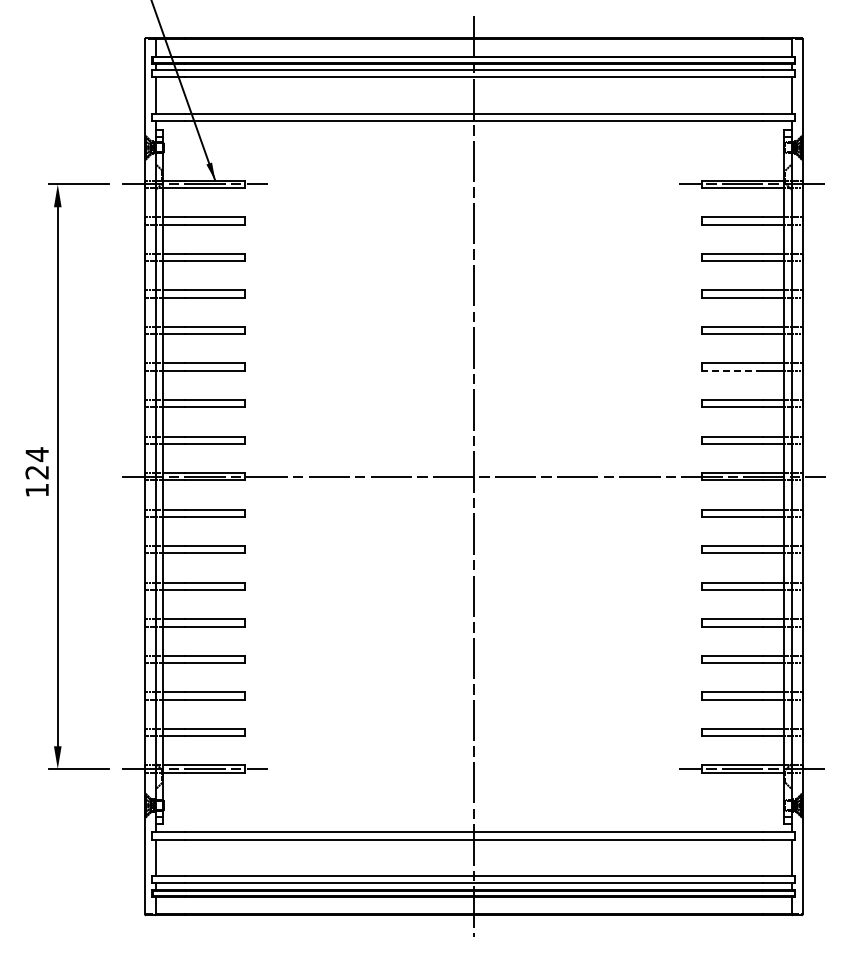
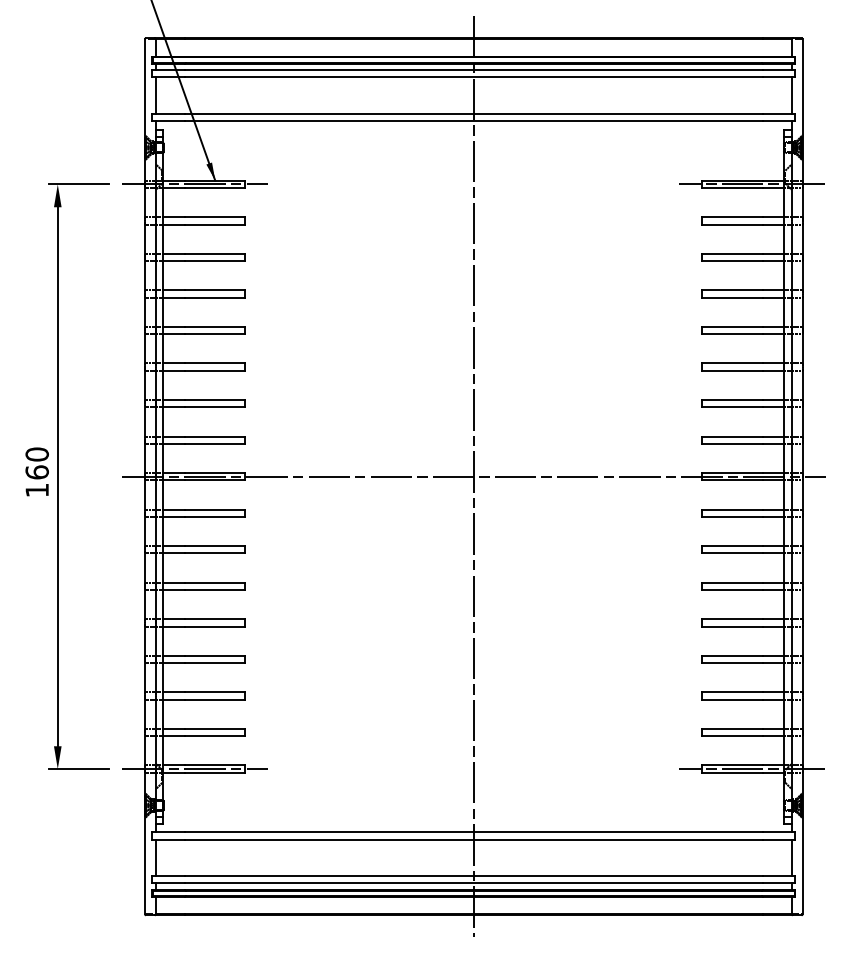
line: dashed -> solid (731, 370)
text: 124 -> 160 (36, 463)
